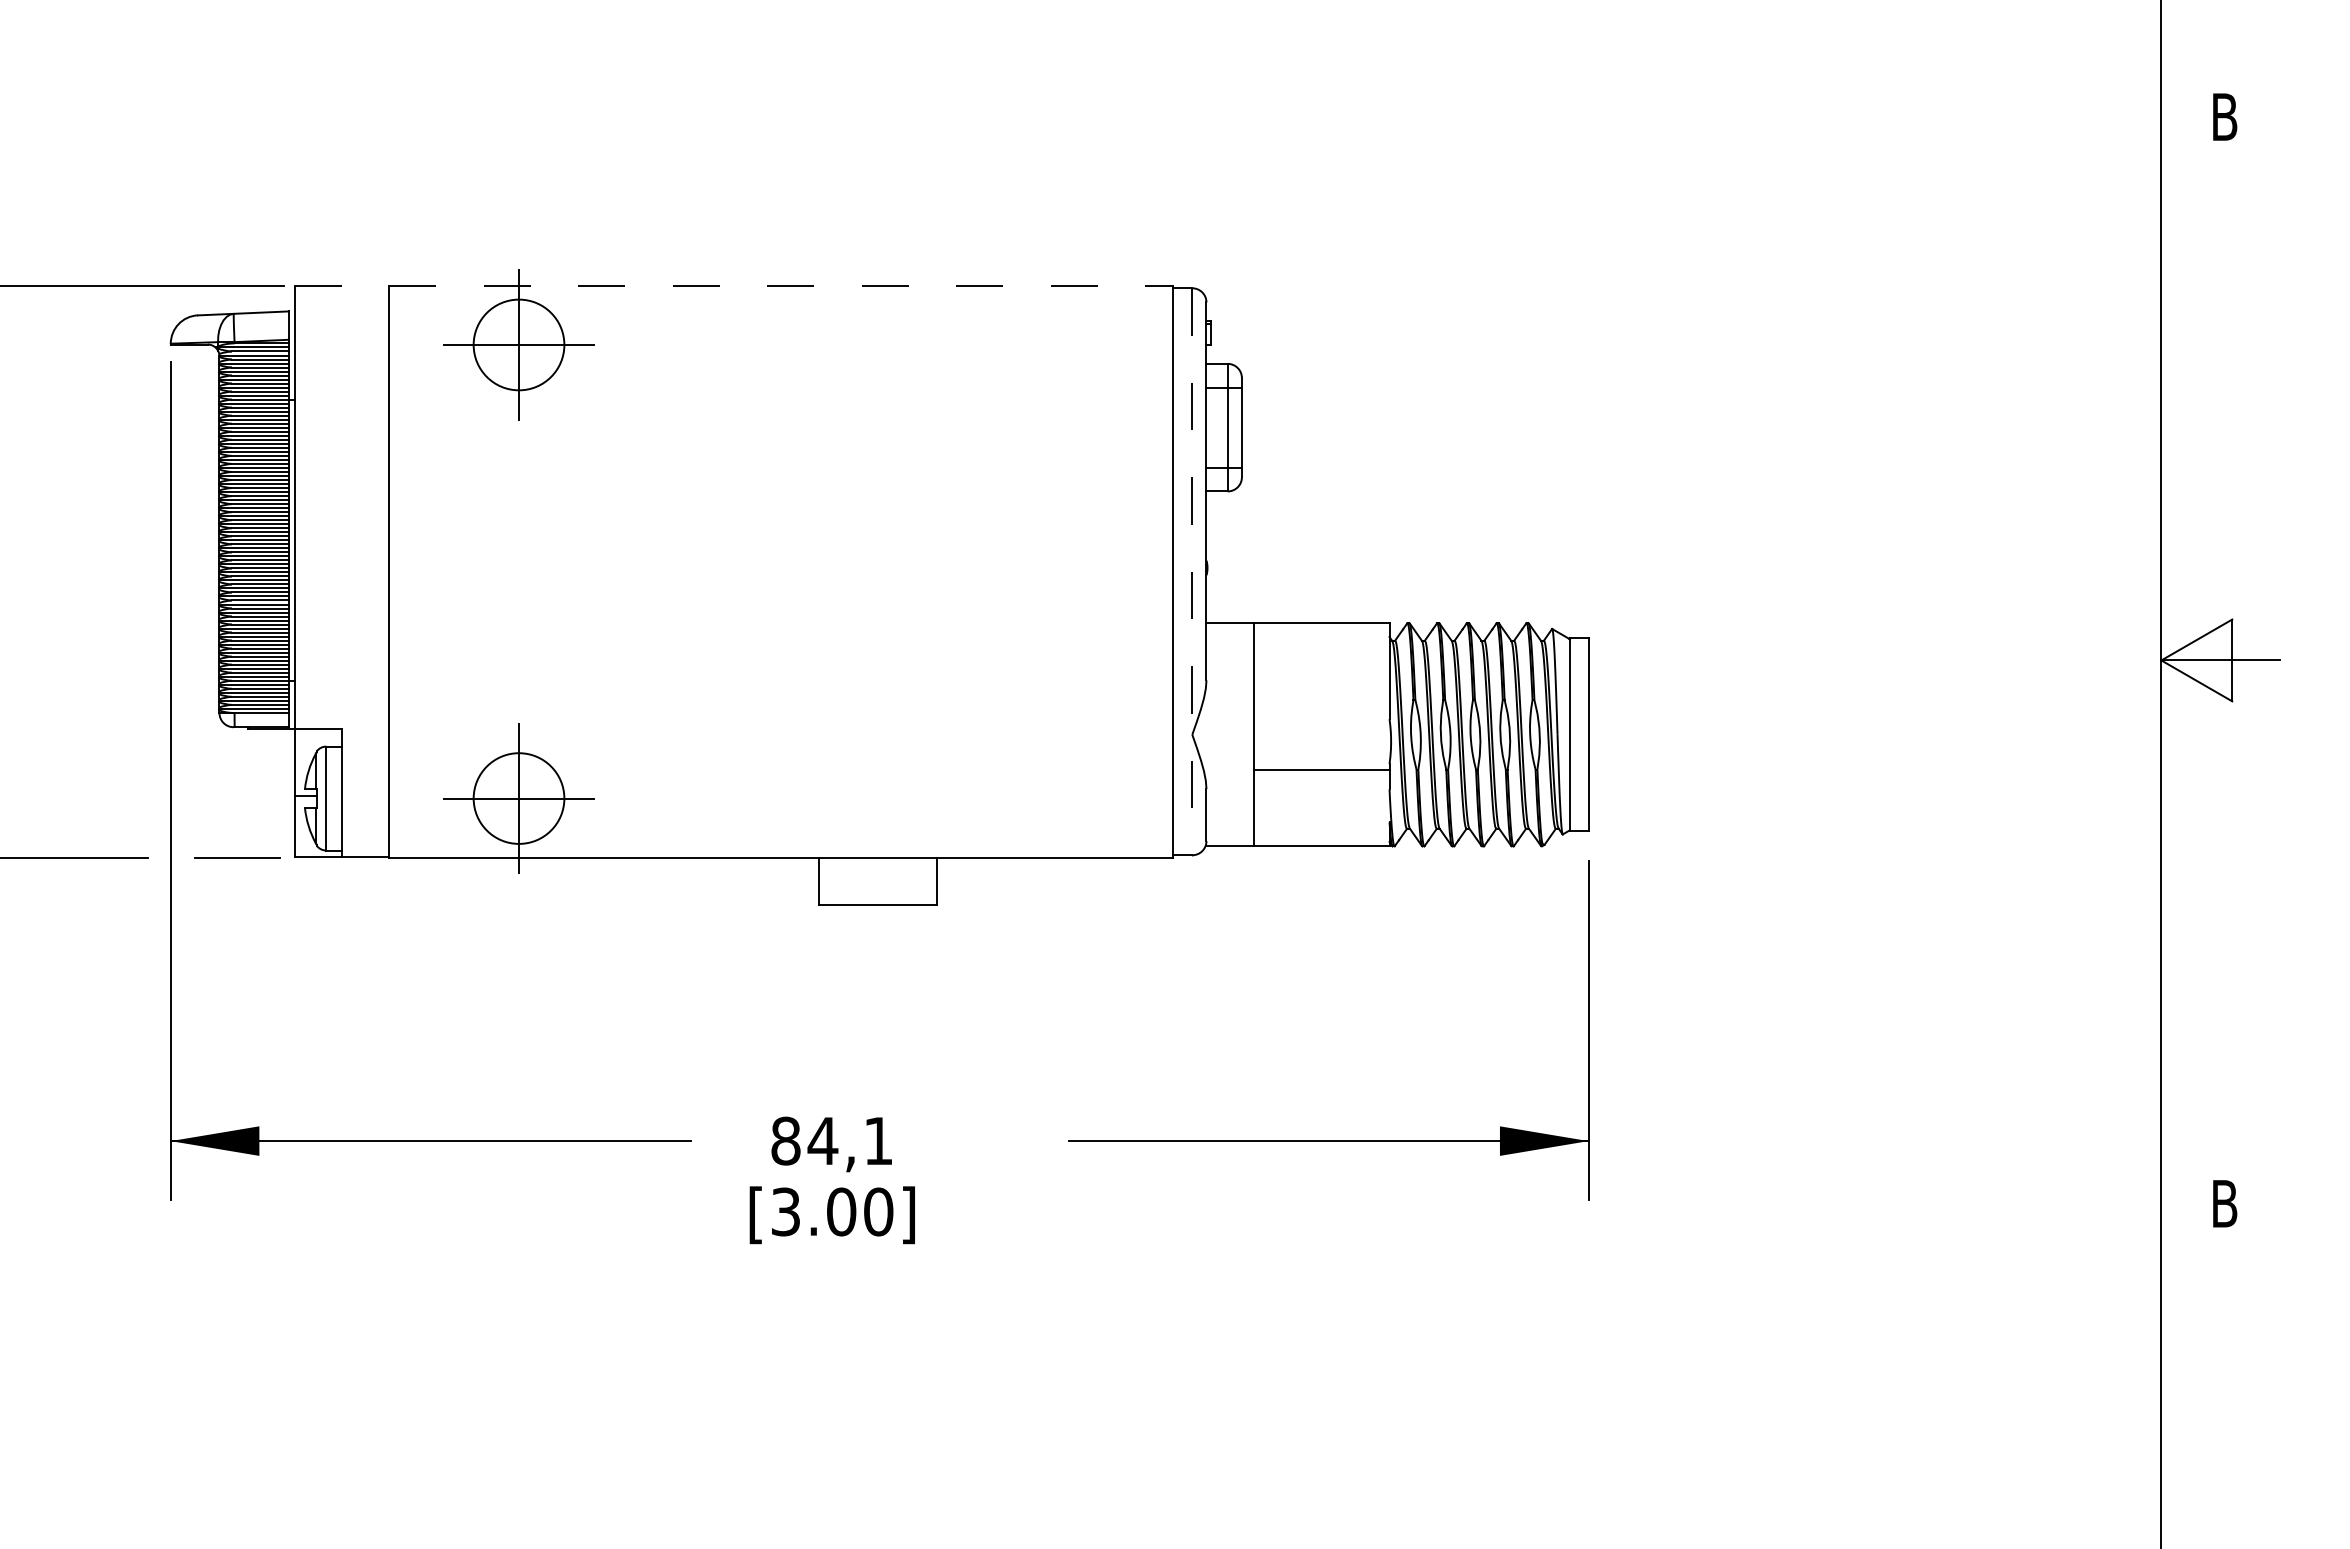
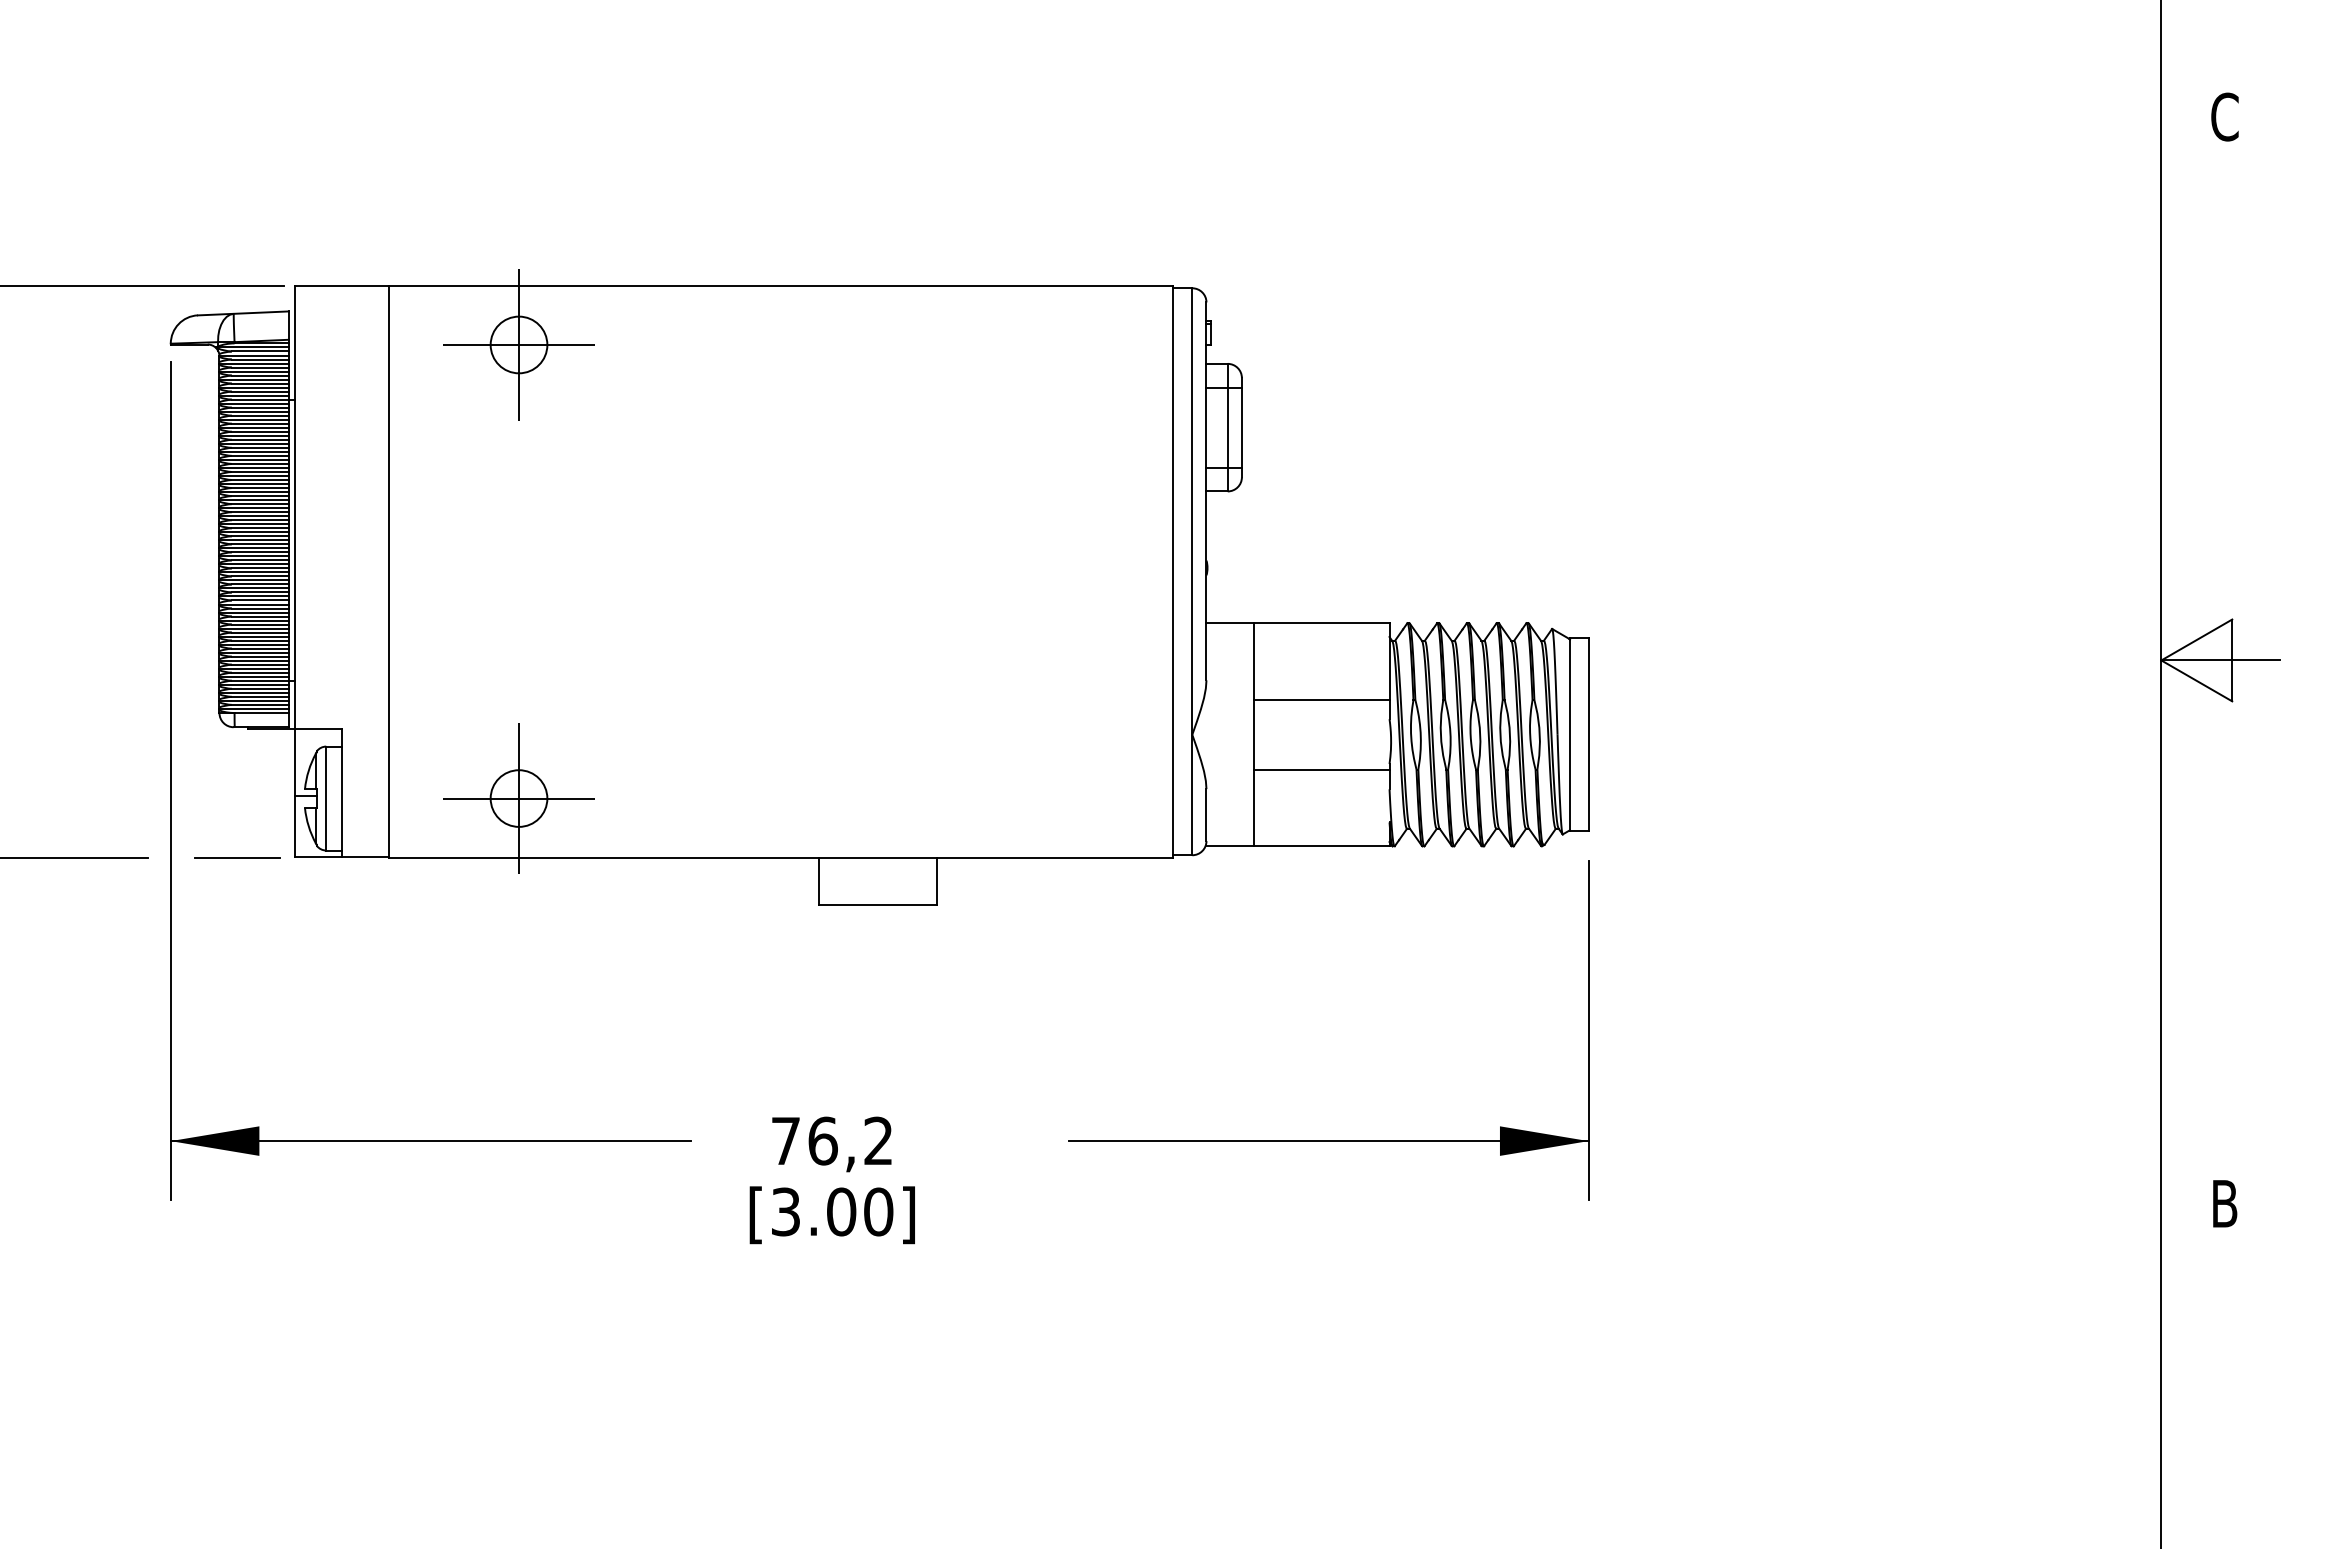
text: B -> C (2224, 116)
line: dashed -> solid (734, 285)
circle diameter: 91 px -> 57 px (518, 344)
line: dashed -> solid (1192, 572)
line: none -> present (1321, 699)
circle diameter: 91 px -> 57 px (518, 798)
text: 84,1 -> 76,2 (831, 1140)
